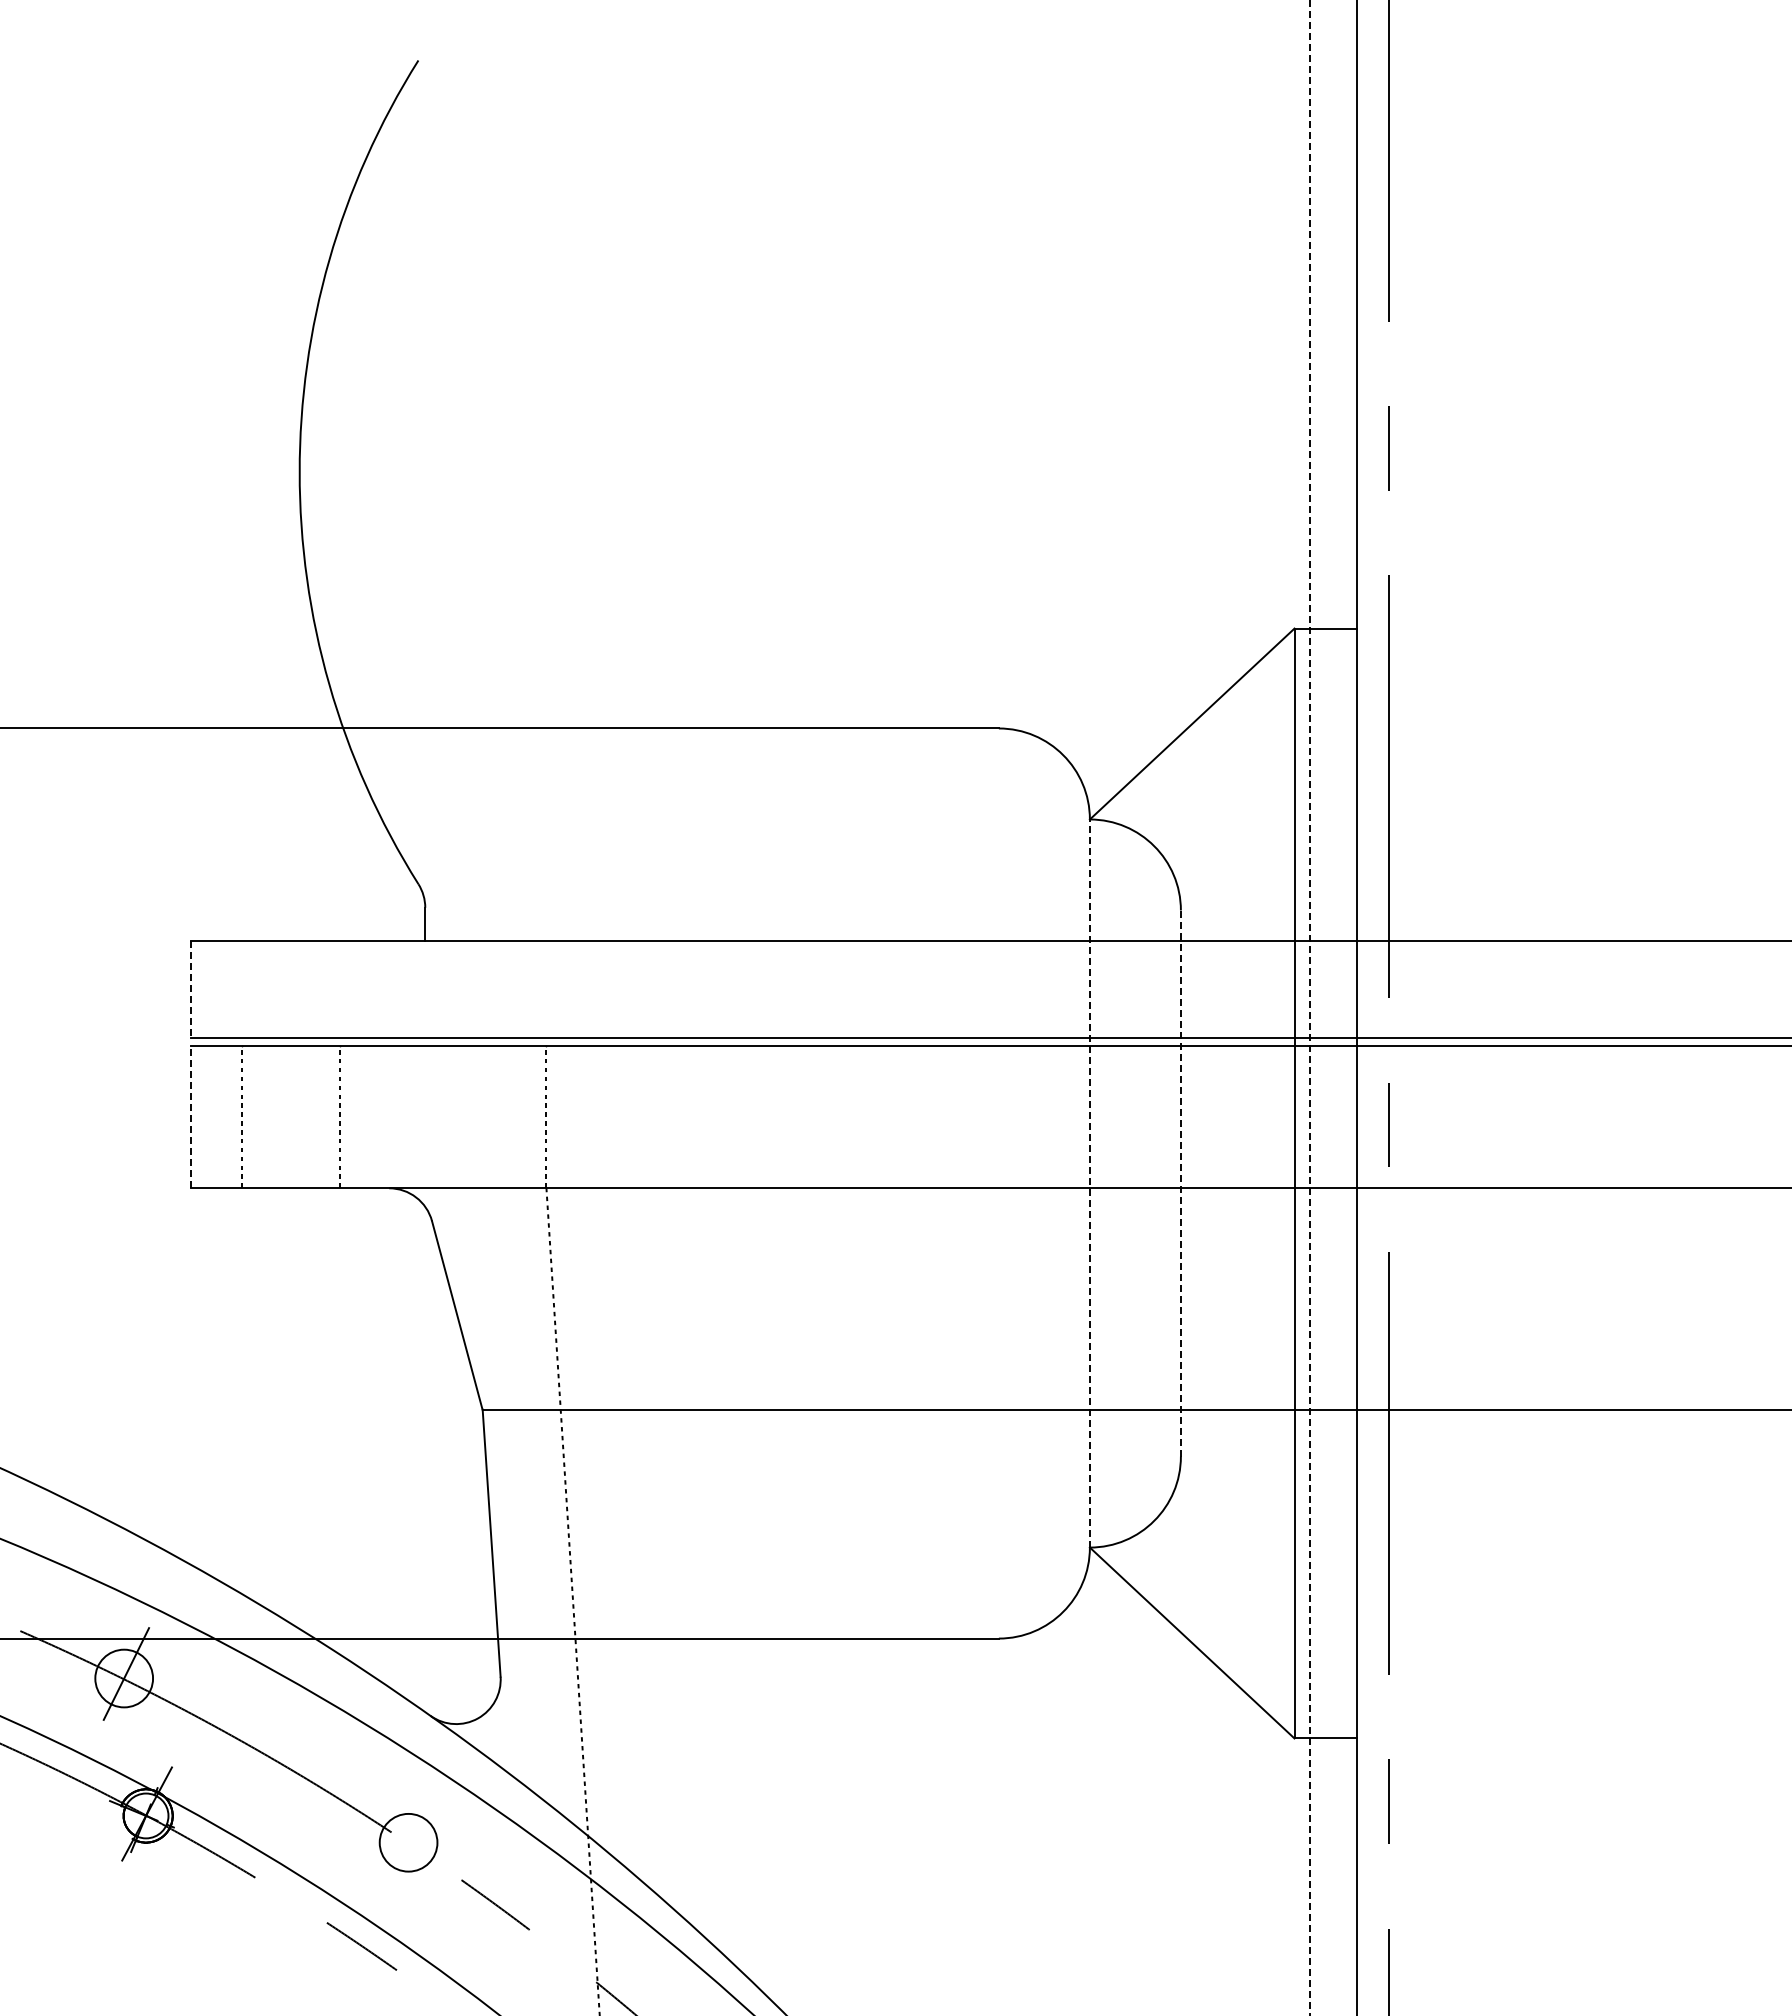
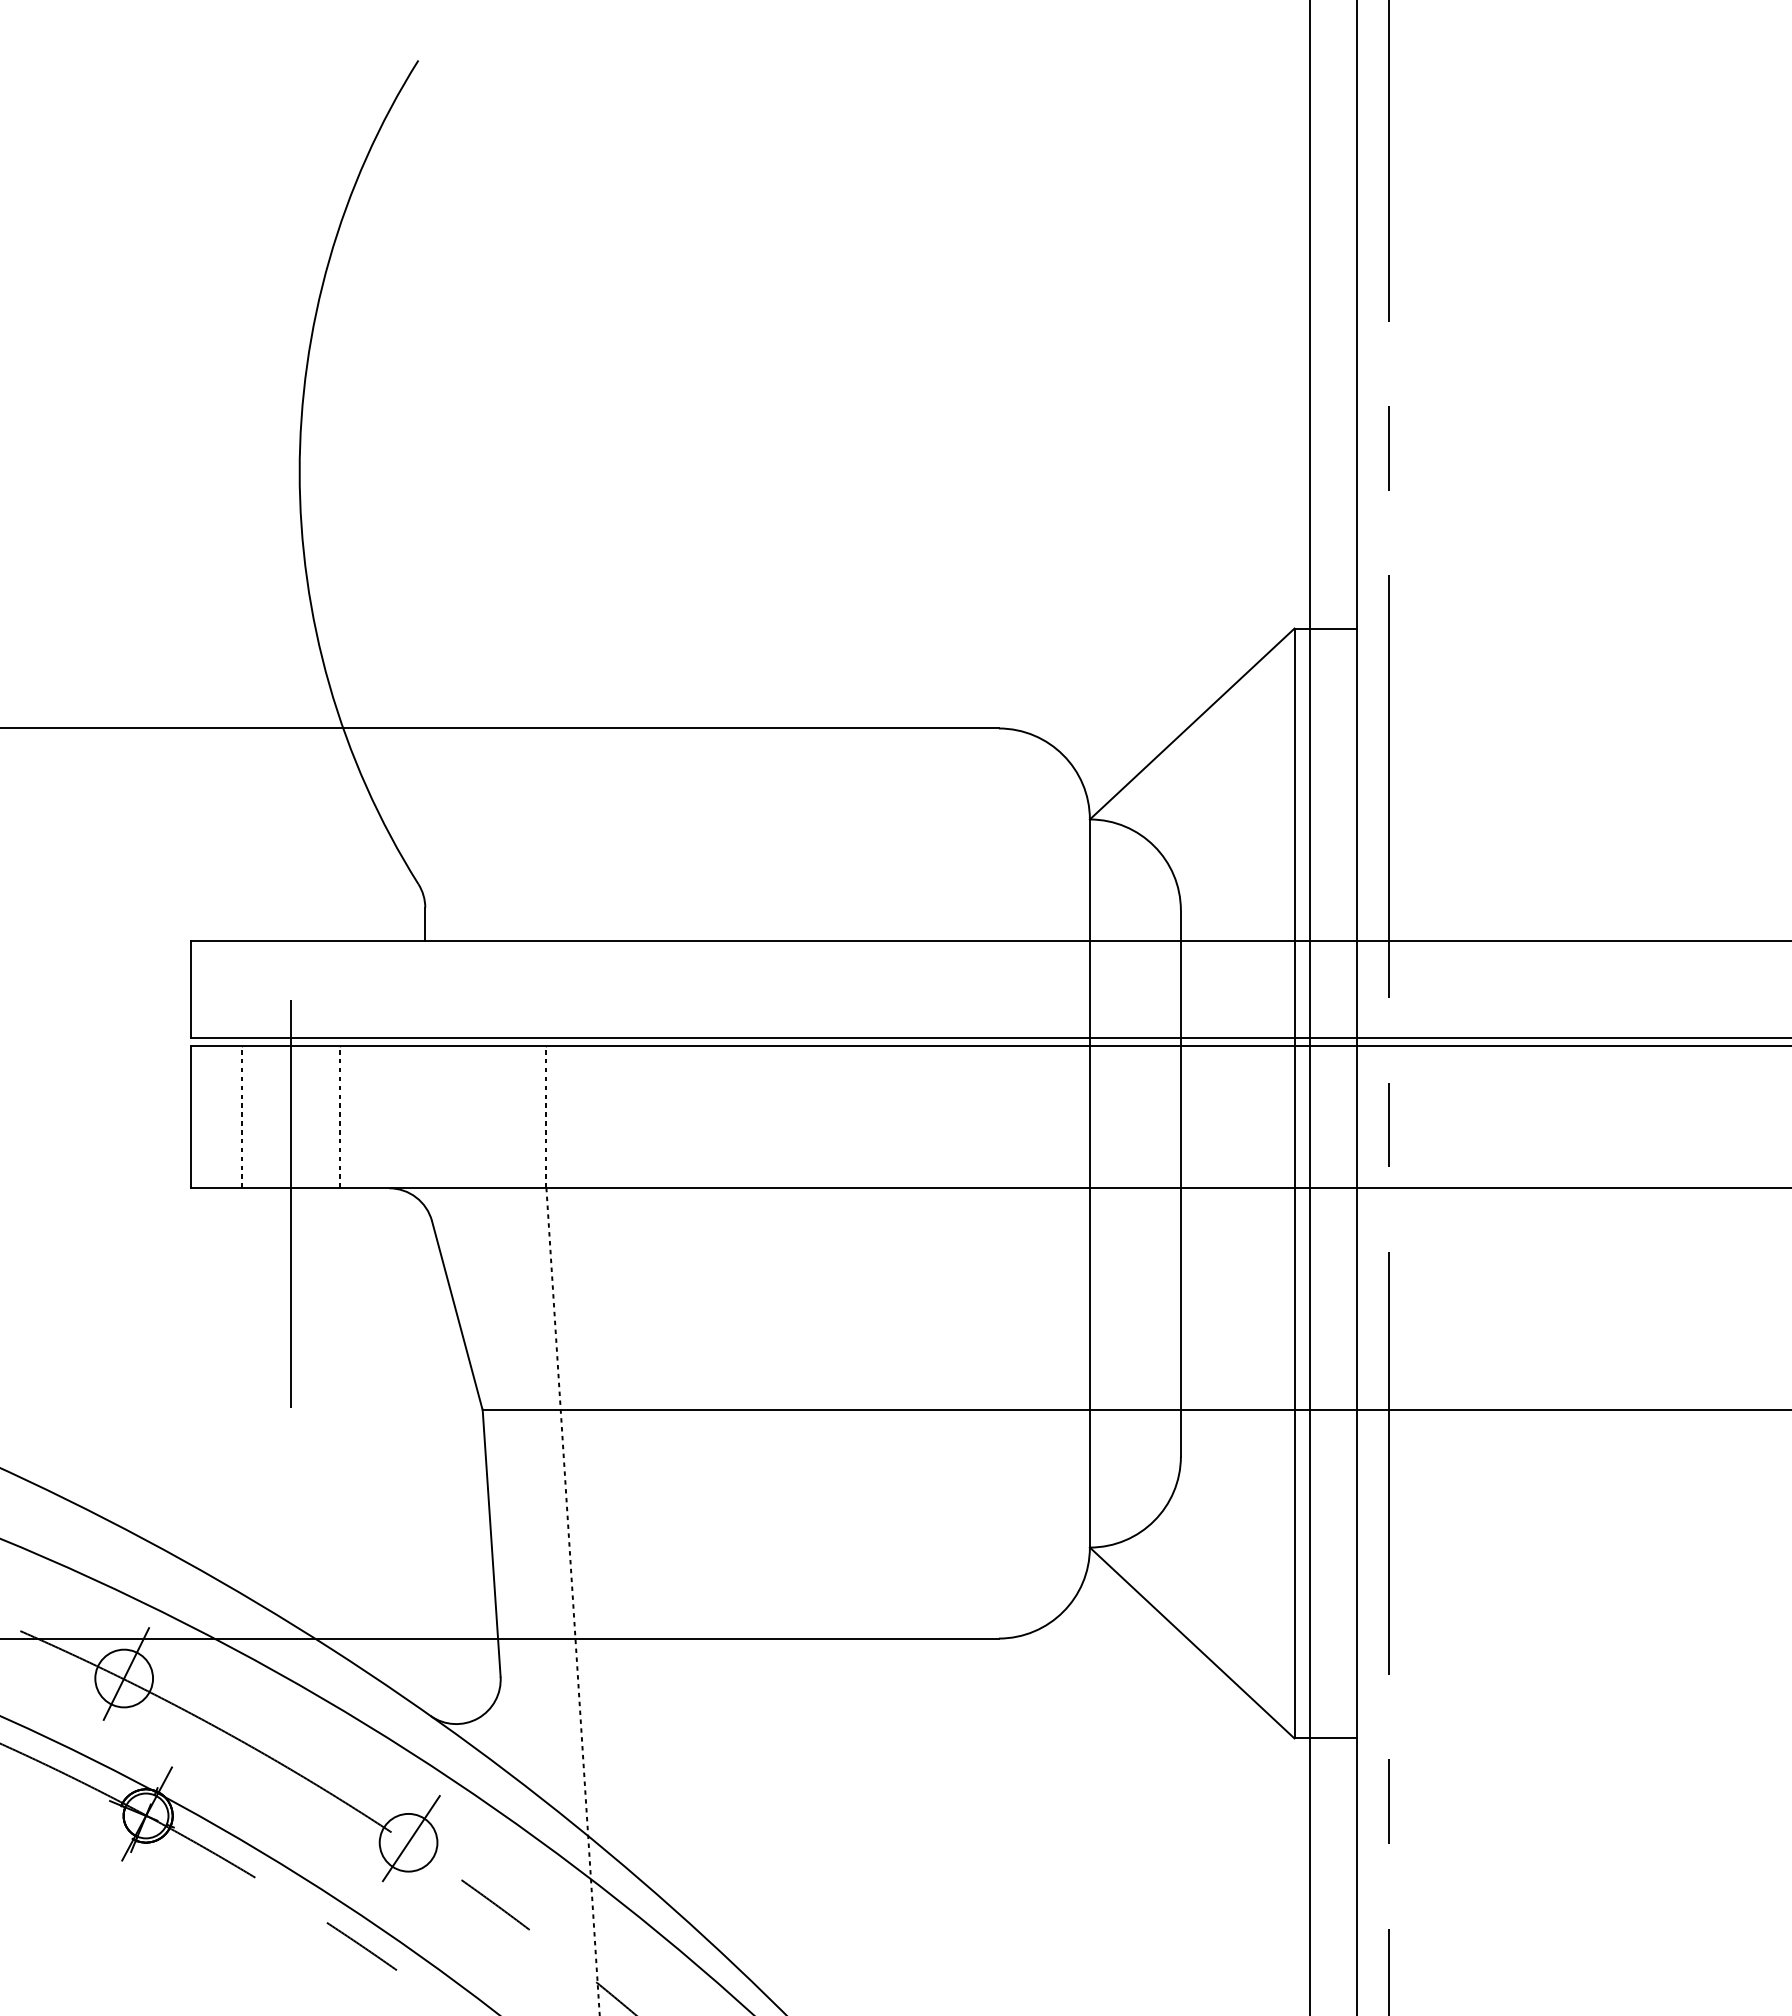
line: dashed -> solid (191, 989)
line: dashed -> solid (1310, 1007)
line: dashed -> solid (191, 1116)
line: dashed -> solid (1089, 1183)
line: dashed -> solid (1180, 1183)
line: none -> present (291, 1204)
line: none -> present (411, 1838)
